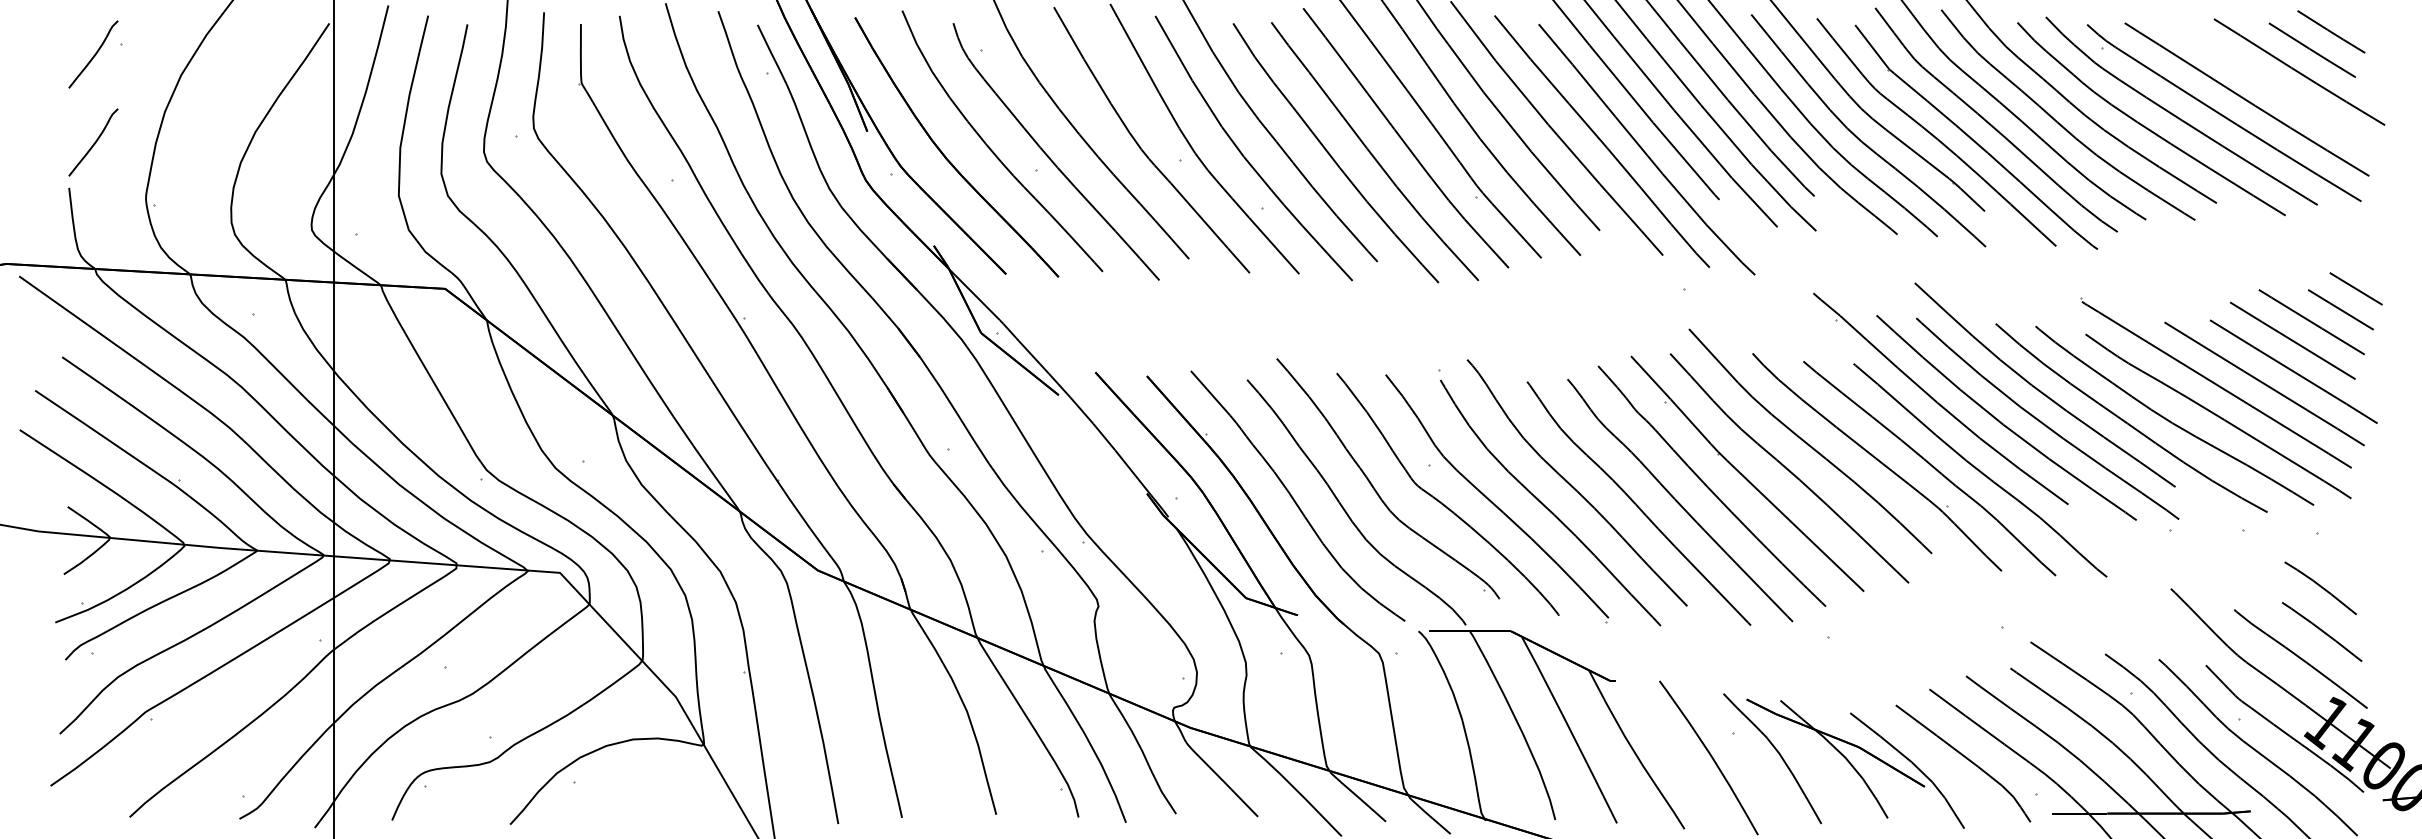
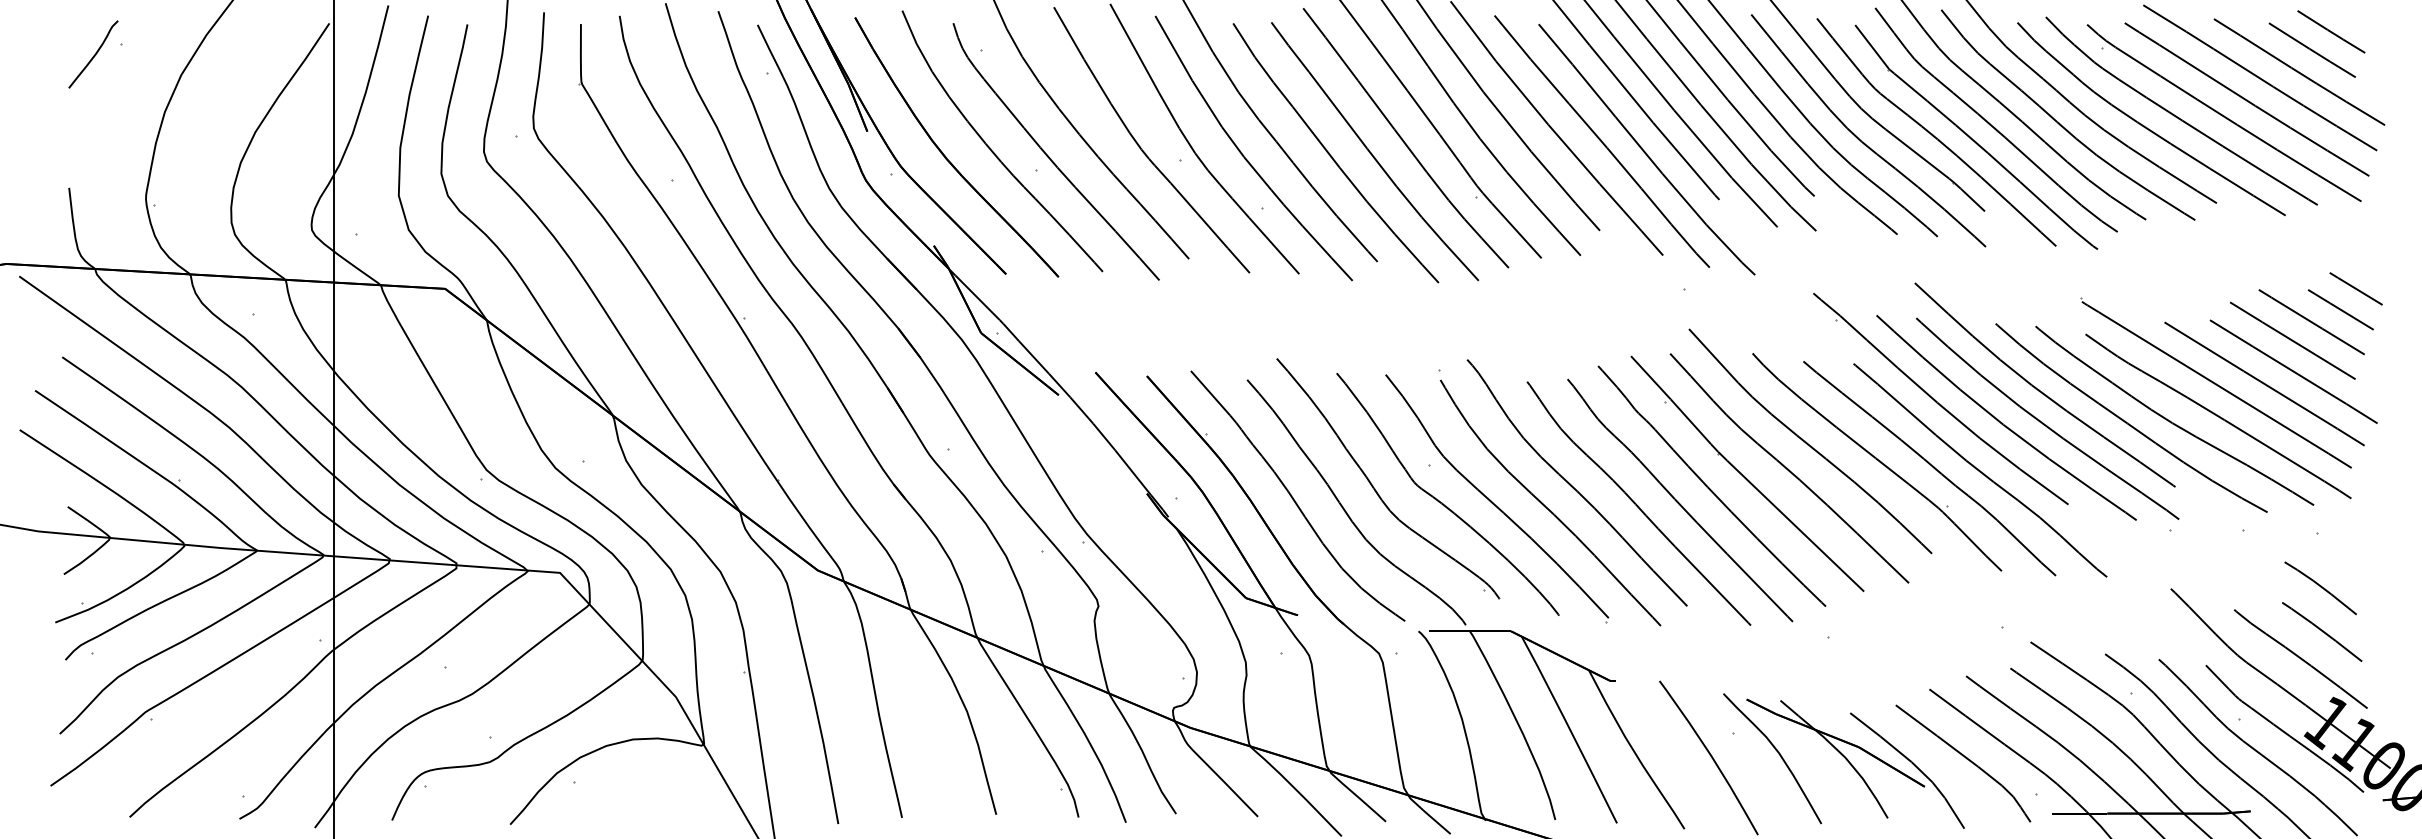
curve: none -> present (2260, 77)
curve: present -> none (94, 142)
